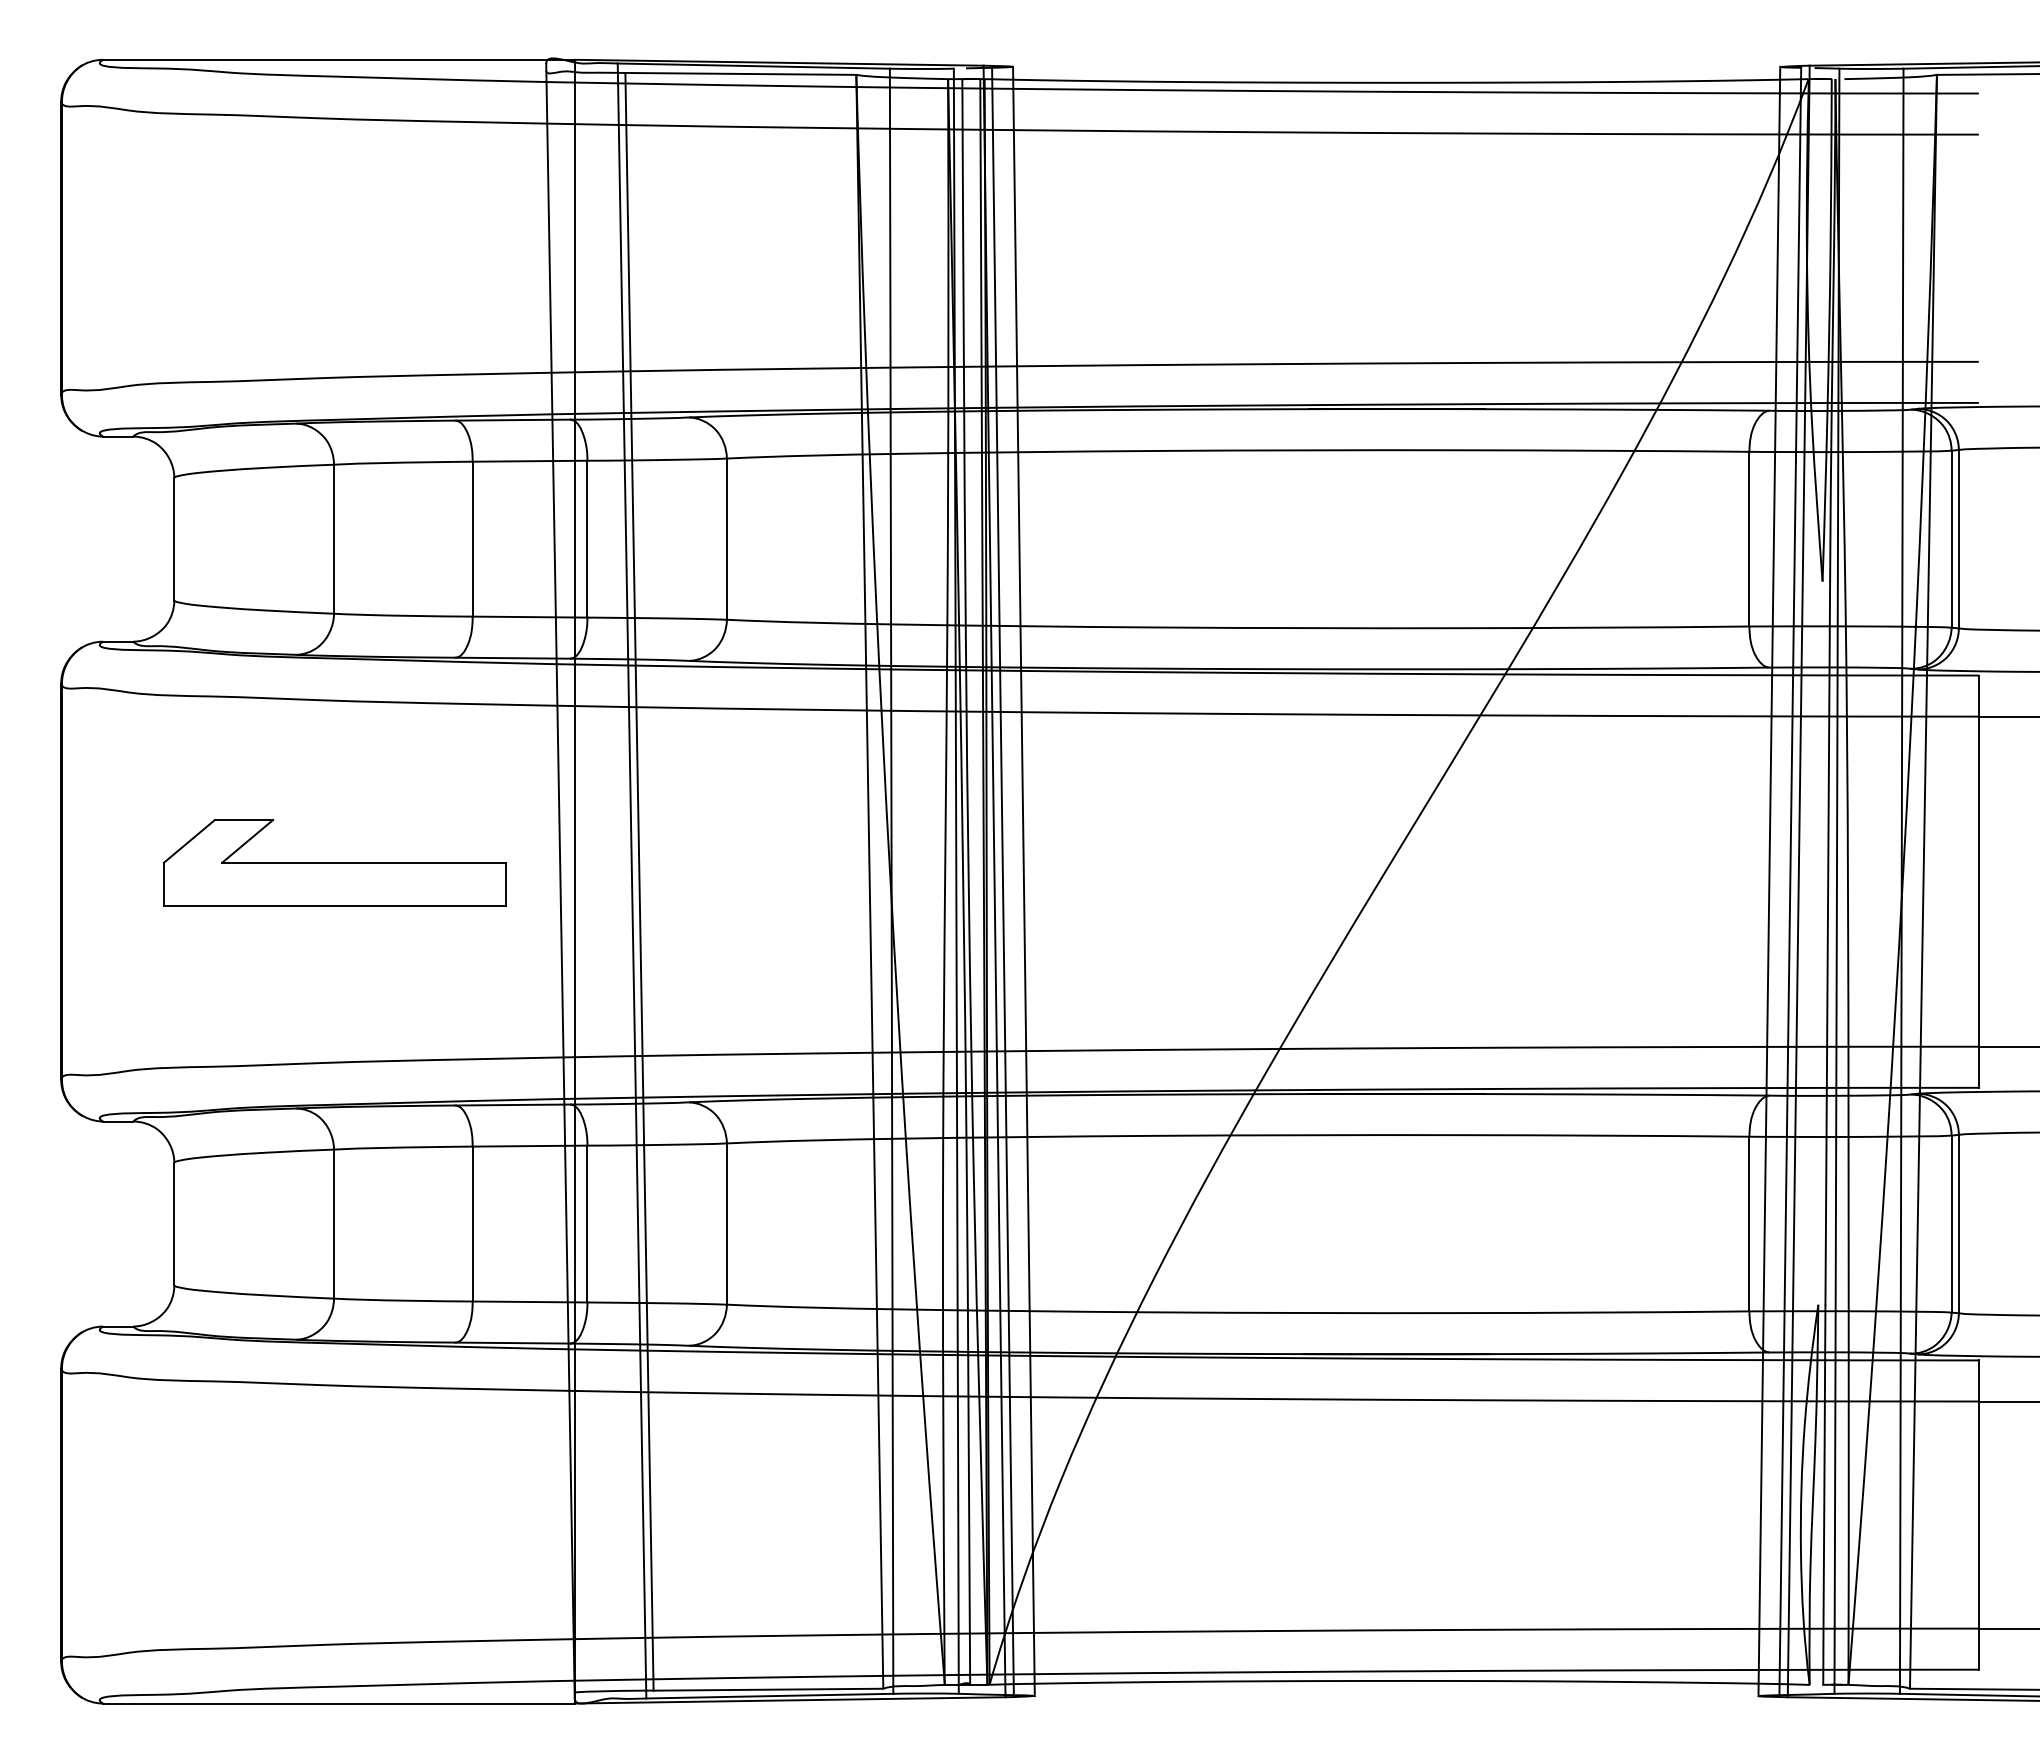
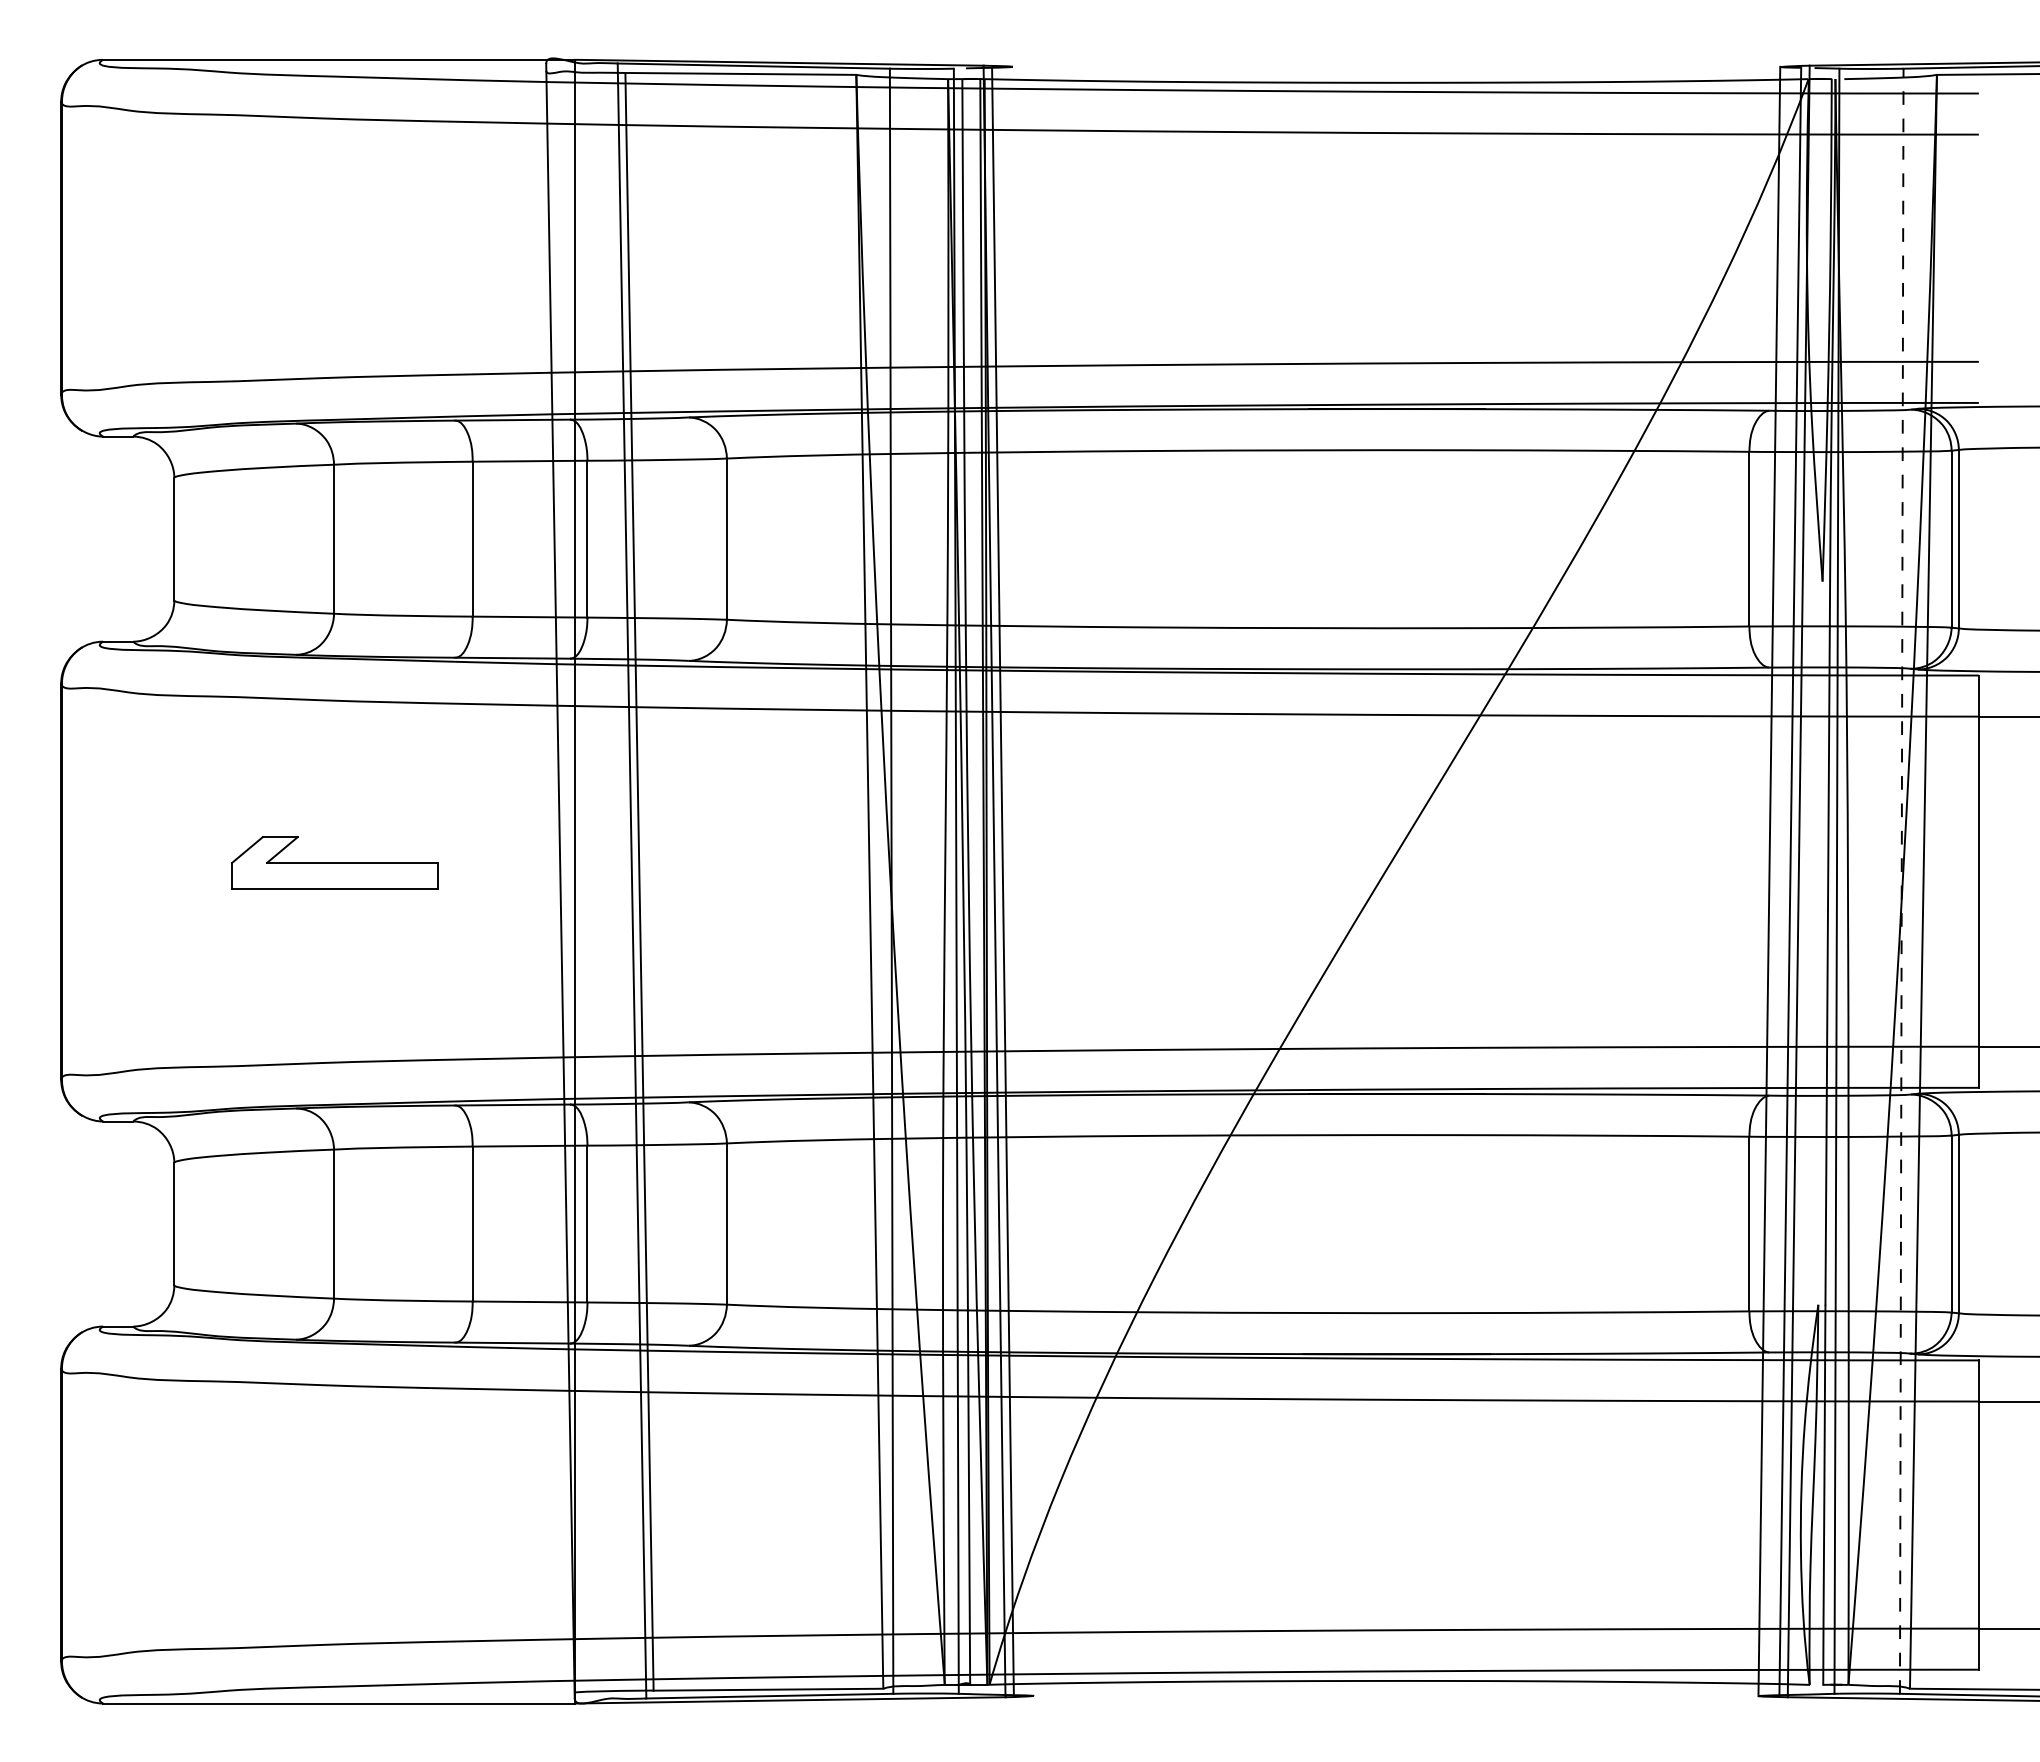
part size: 345x88 px -> 208x54 px (334, 862)
line: present -> none (1023, 881)
line: solid -> dashed (1901, 881)
